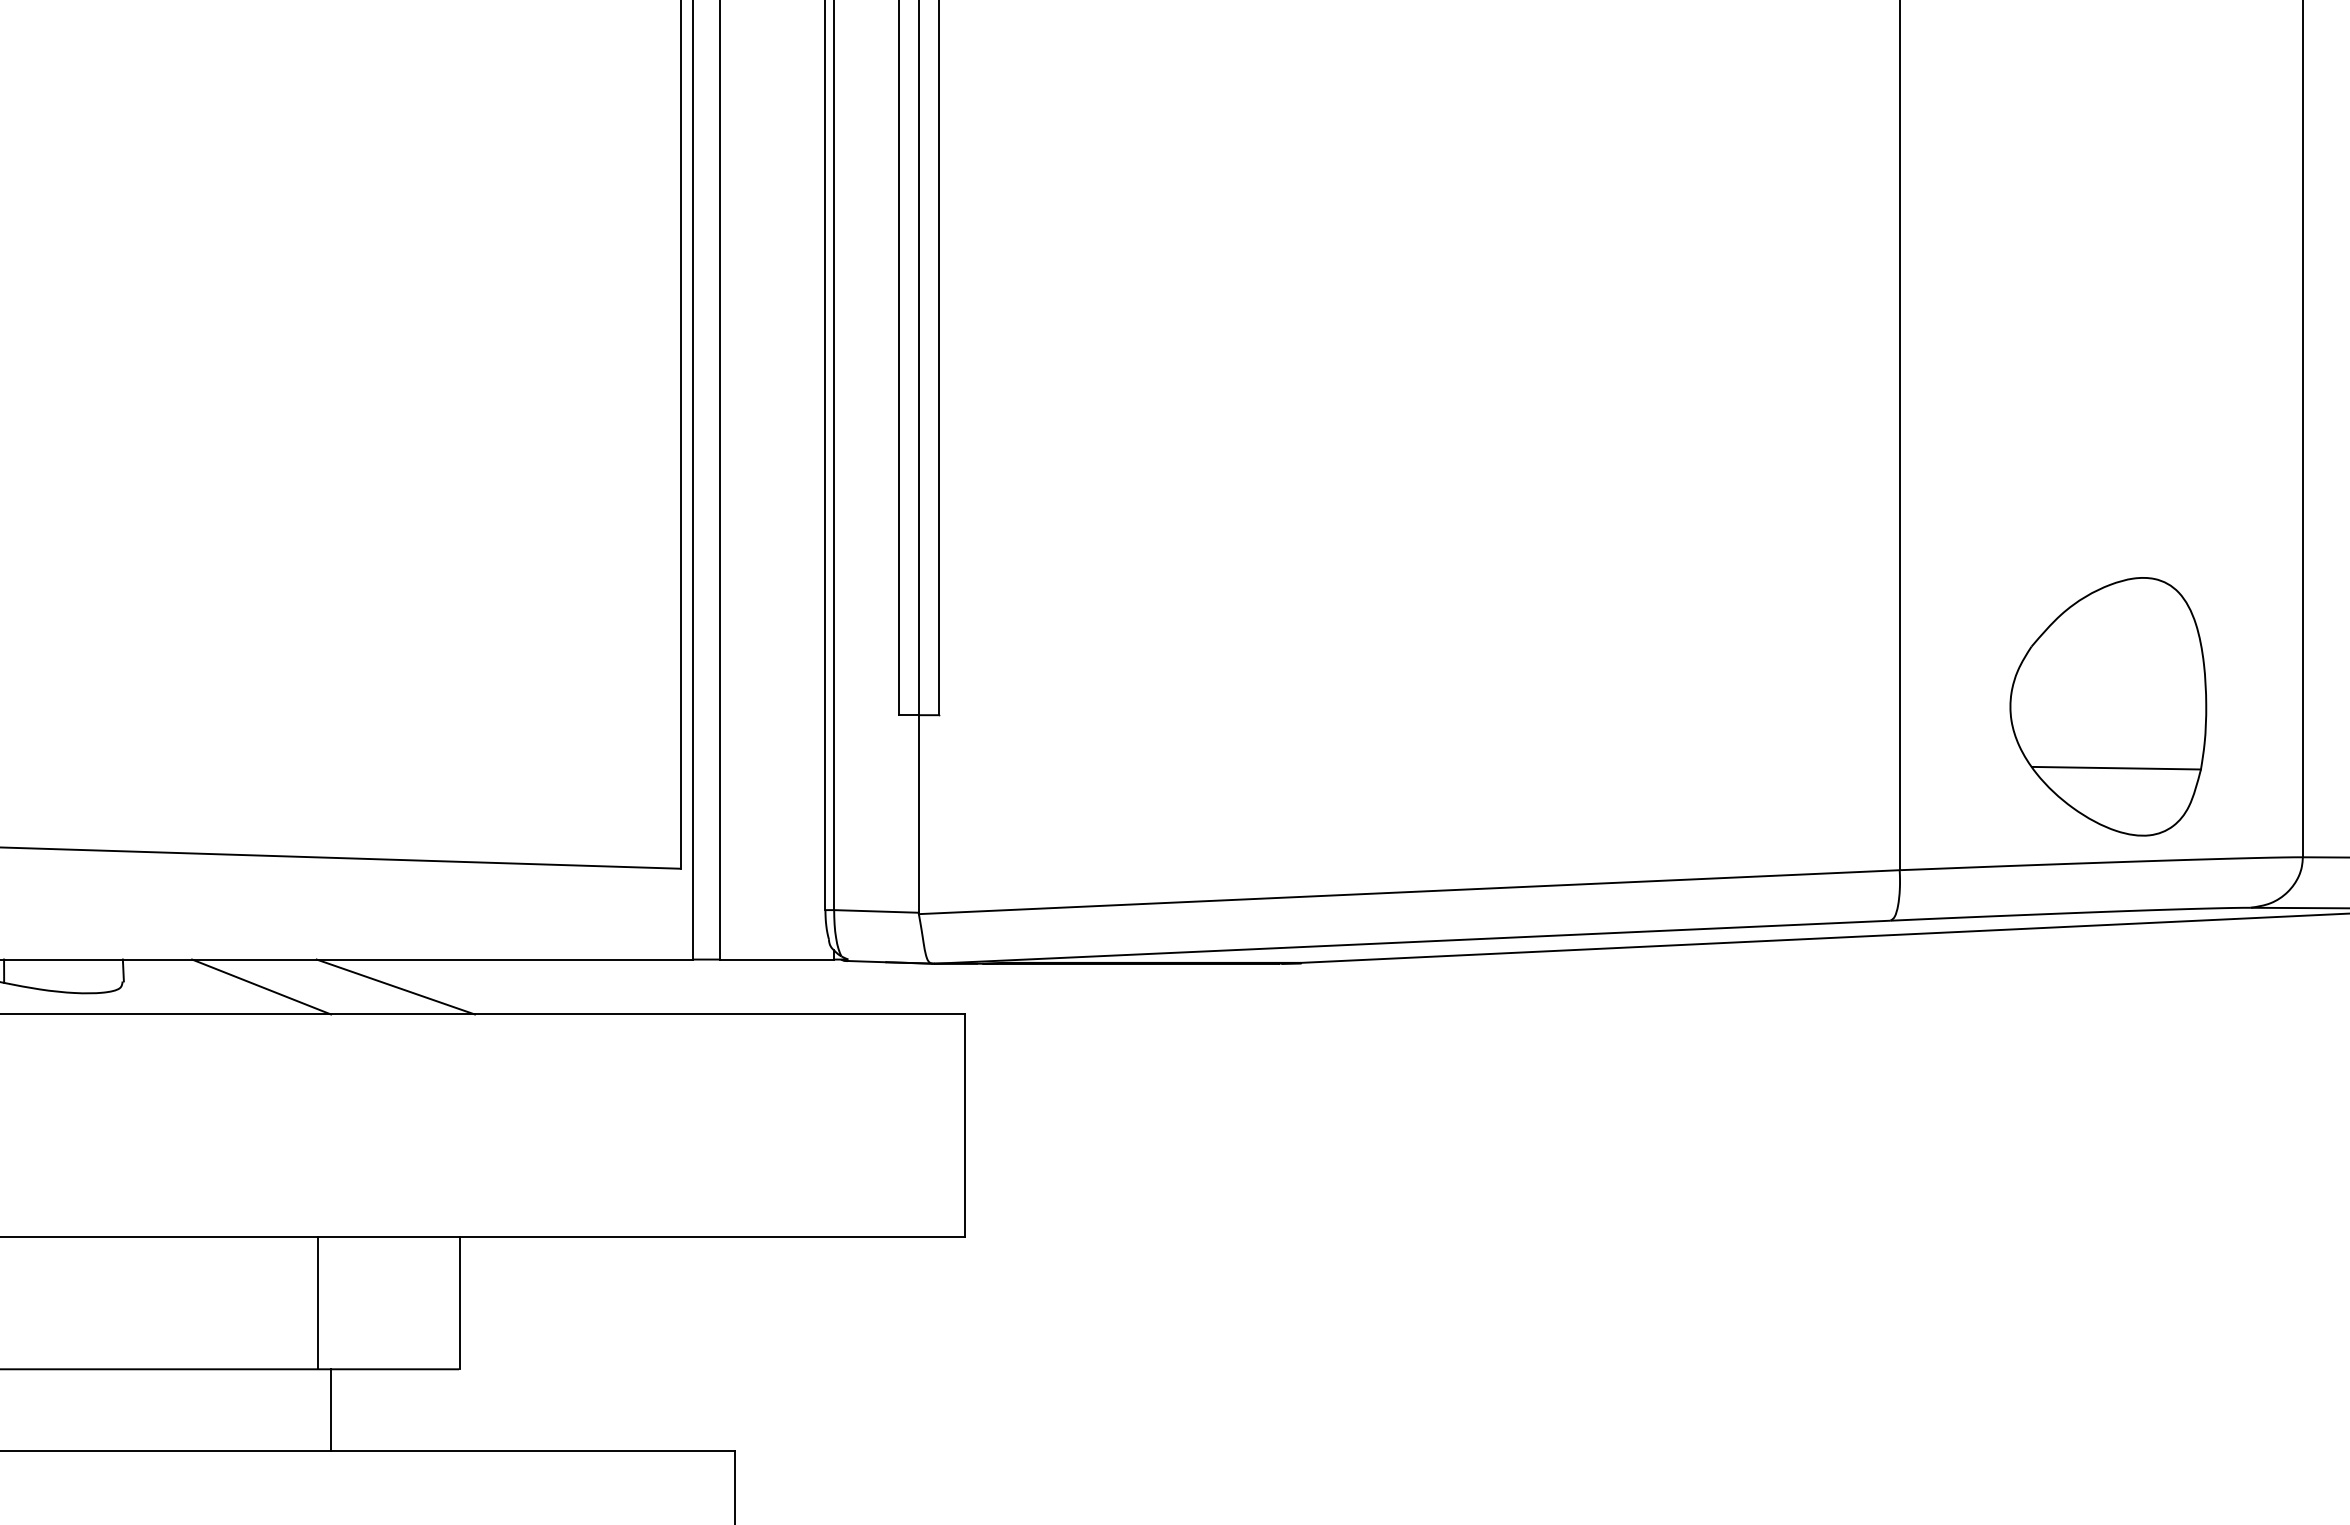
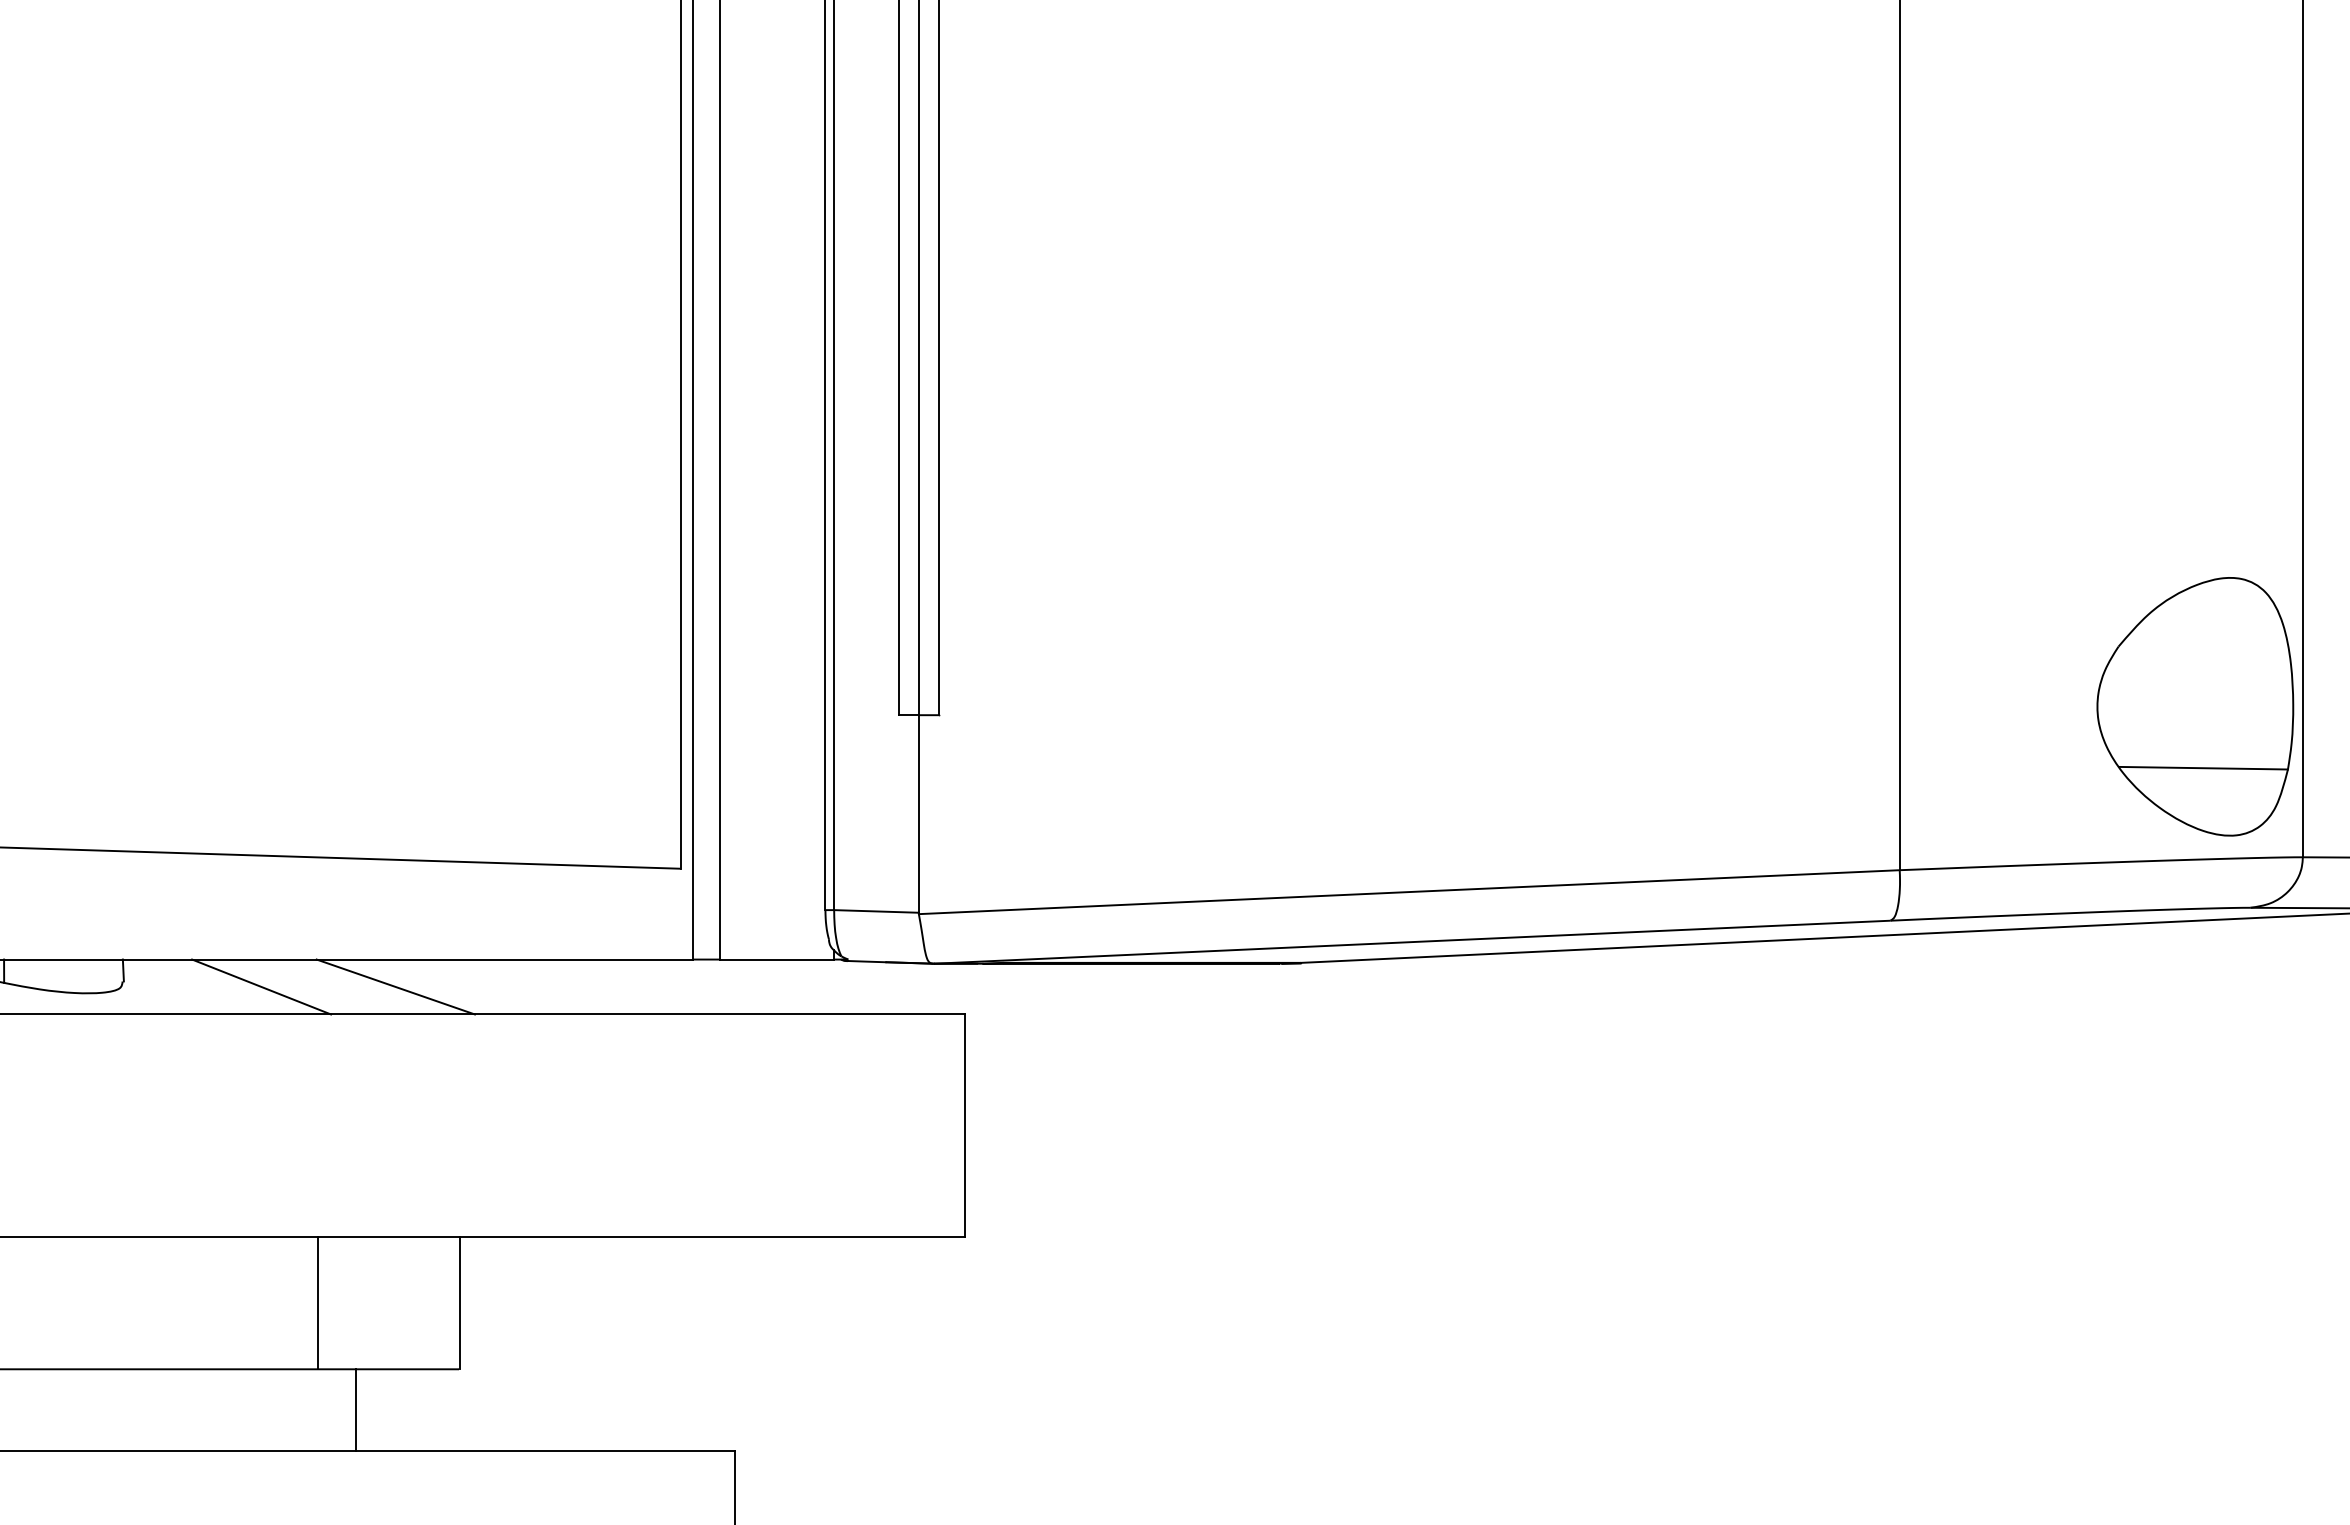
part position: (2108, 706) -> (2195, 706) (2195, 706)
line position: (330, 1409) -> (355, 1409) (355, 1409)
